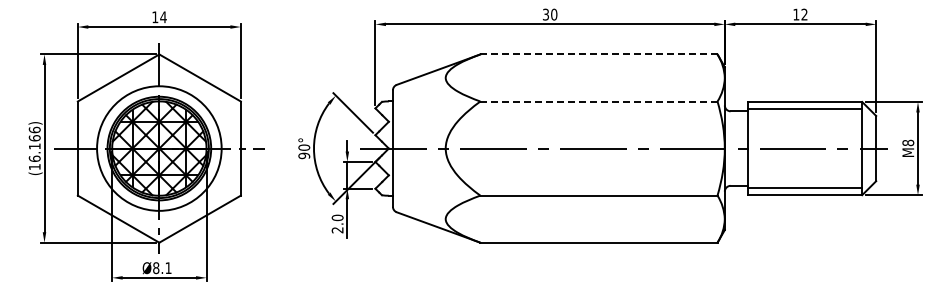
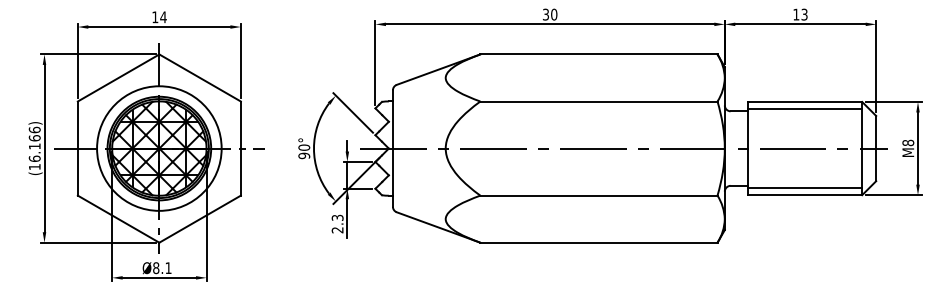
text: 12 -> 13 (804, 14)
line: dashed -> solid (598, 54)
line: dashed -> solid (598, 101)
text: 2.0 -> 2.3 (337, 217)
